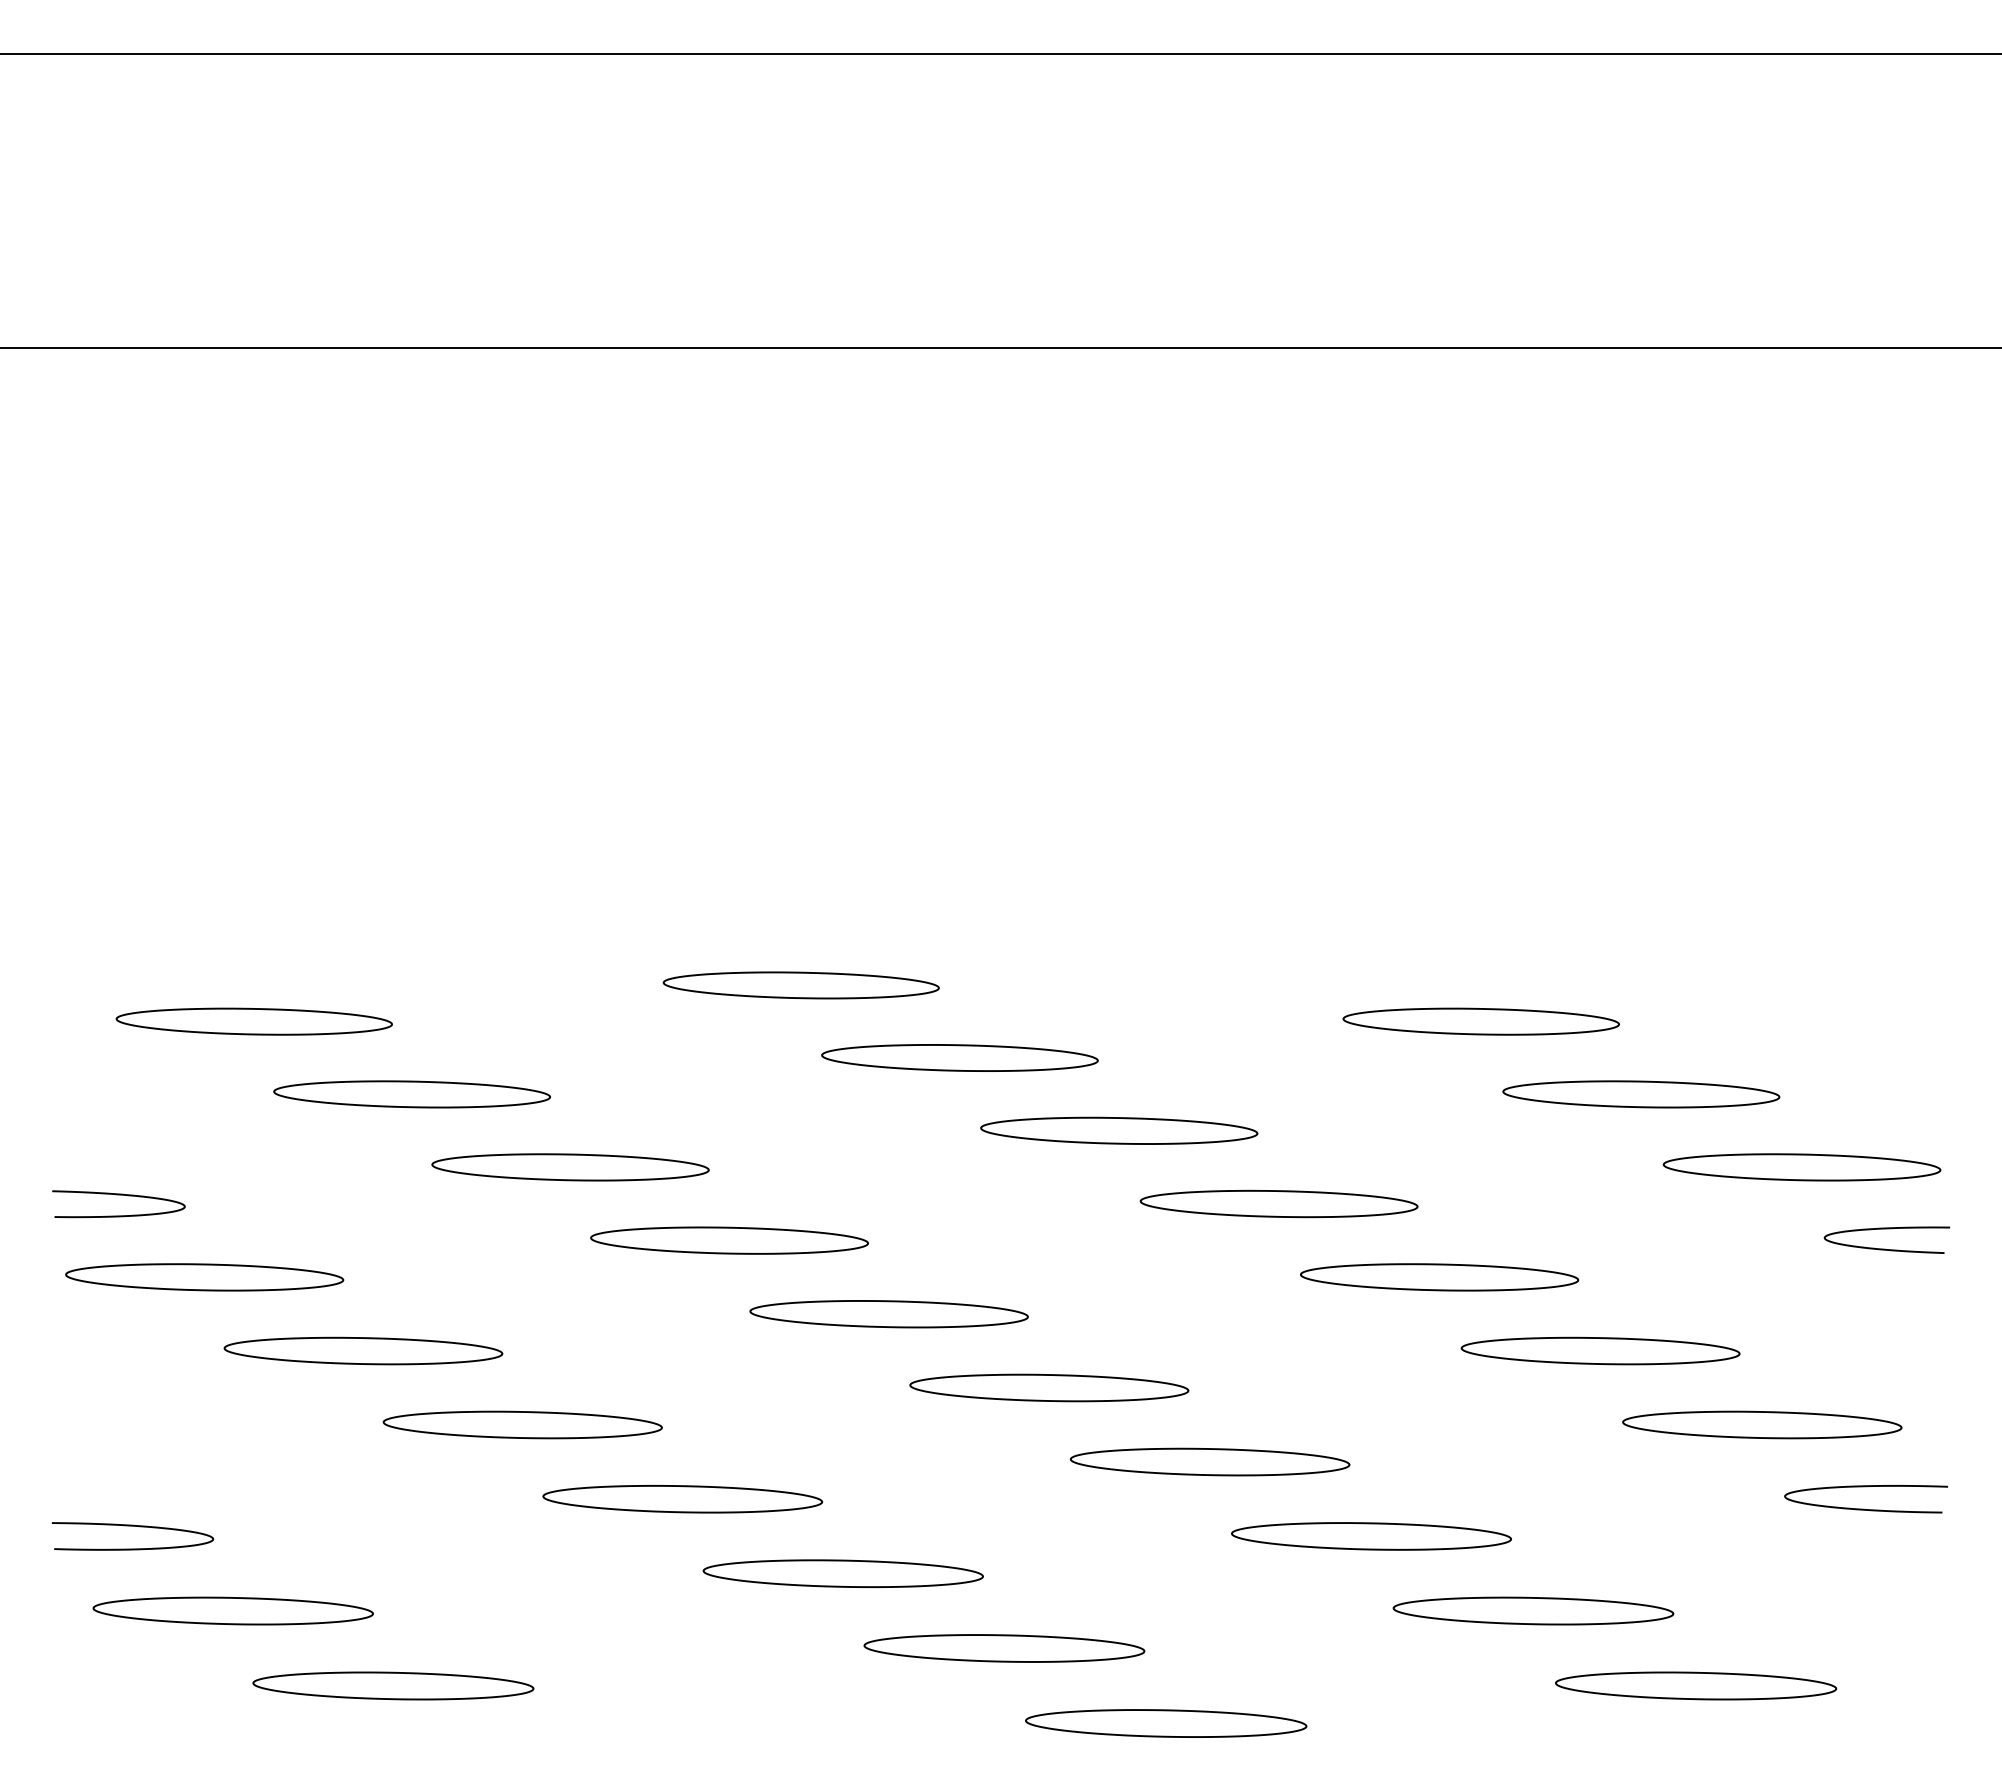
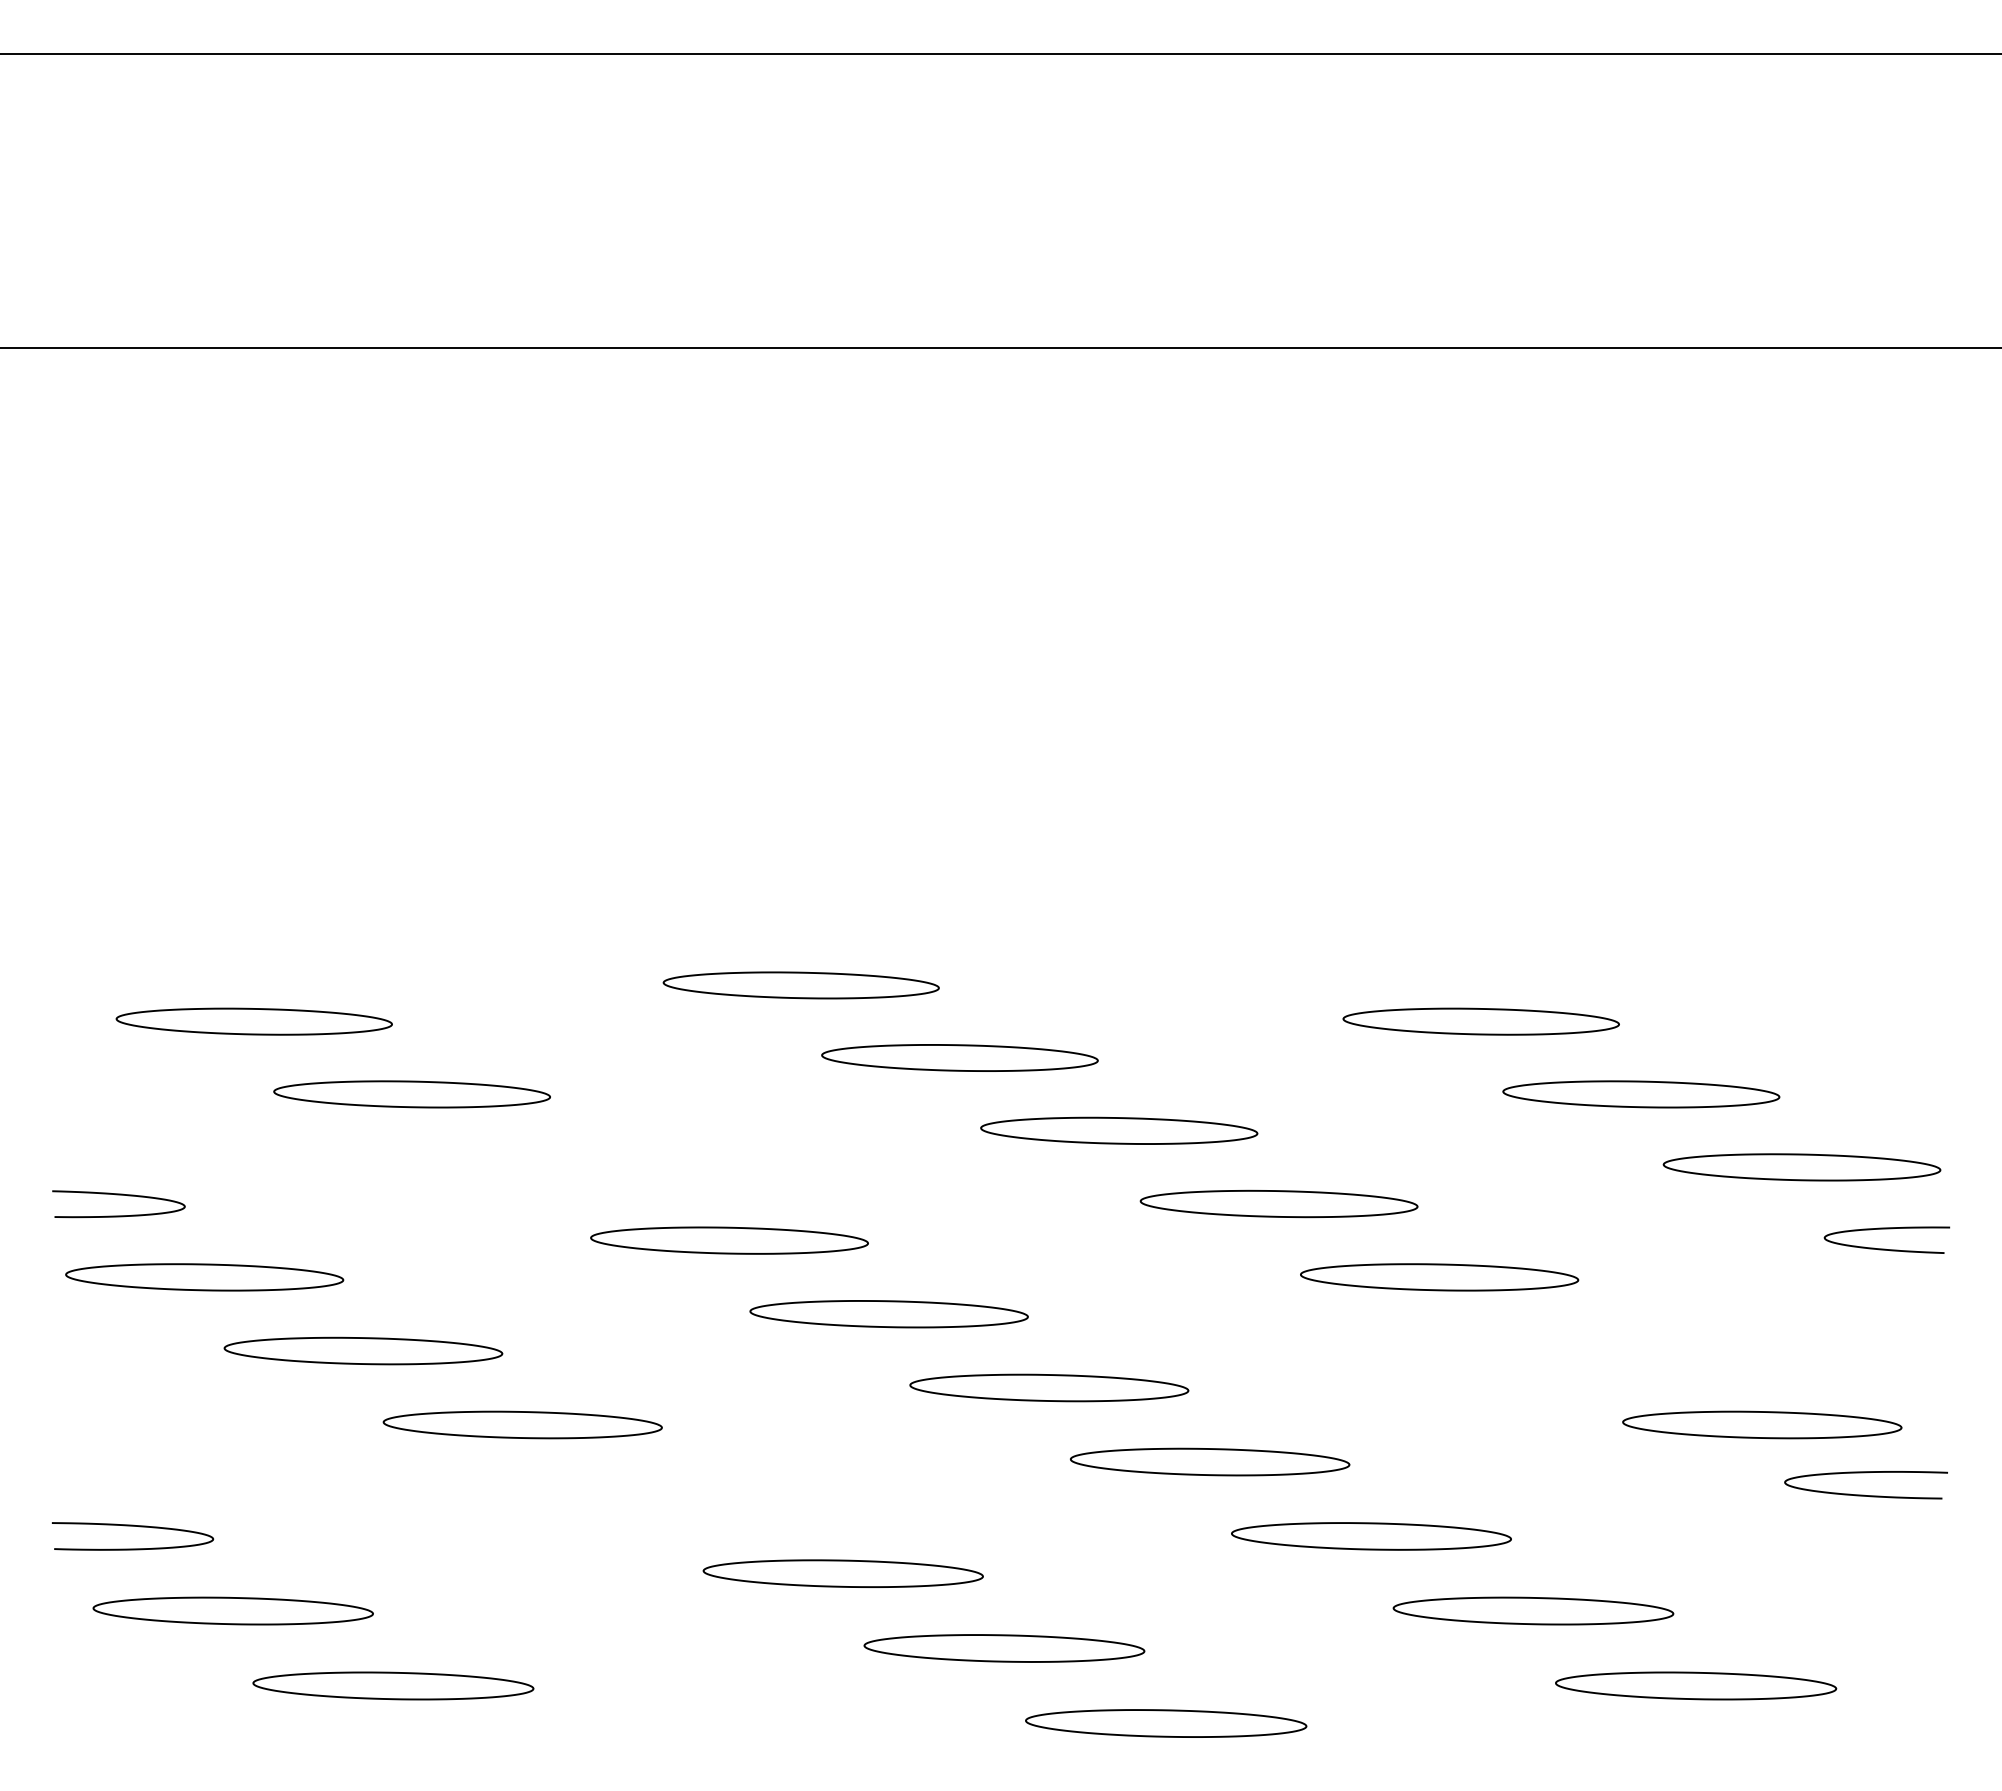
part: present -> none (570, 1167)
part: present -> none (1600, 1350)
part: present -> none (682, 1499)
curve position: (1864, 1508) -> (1864, 1494) (1864, 1494)
